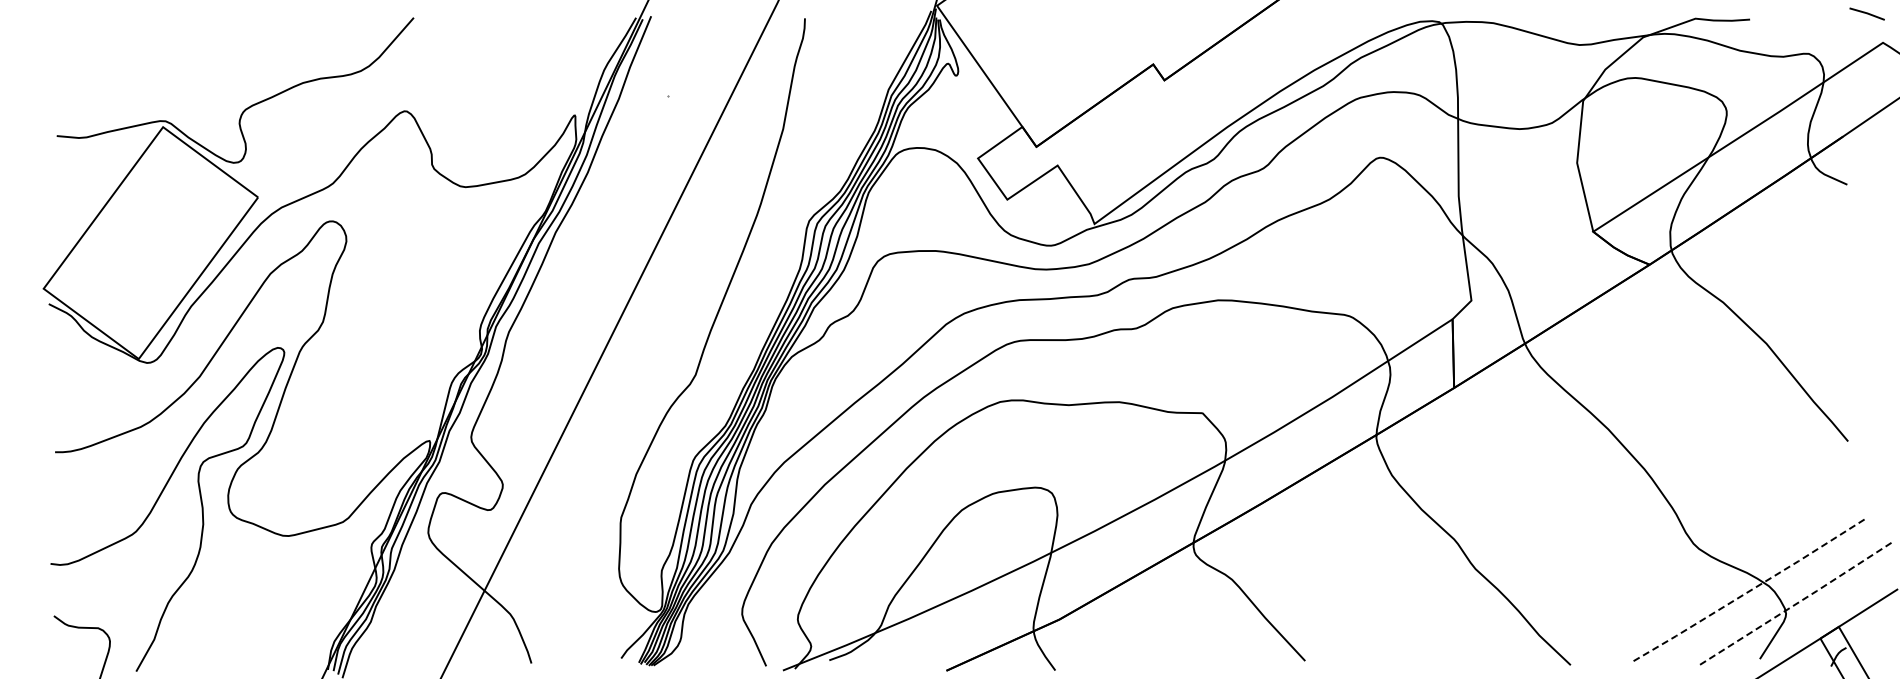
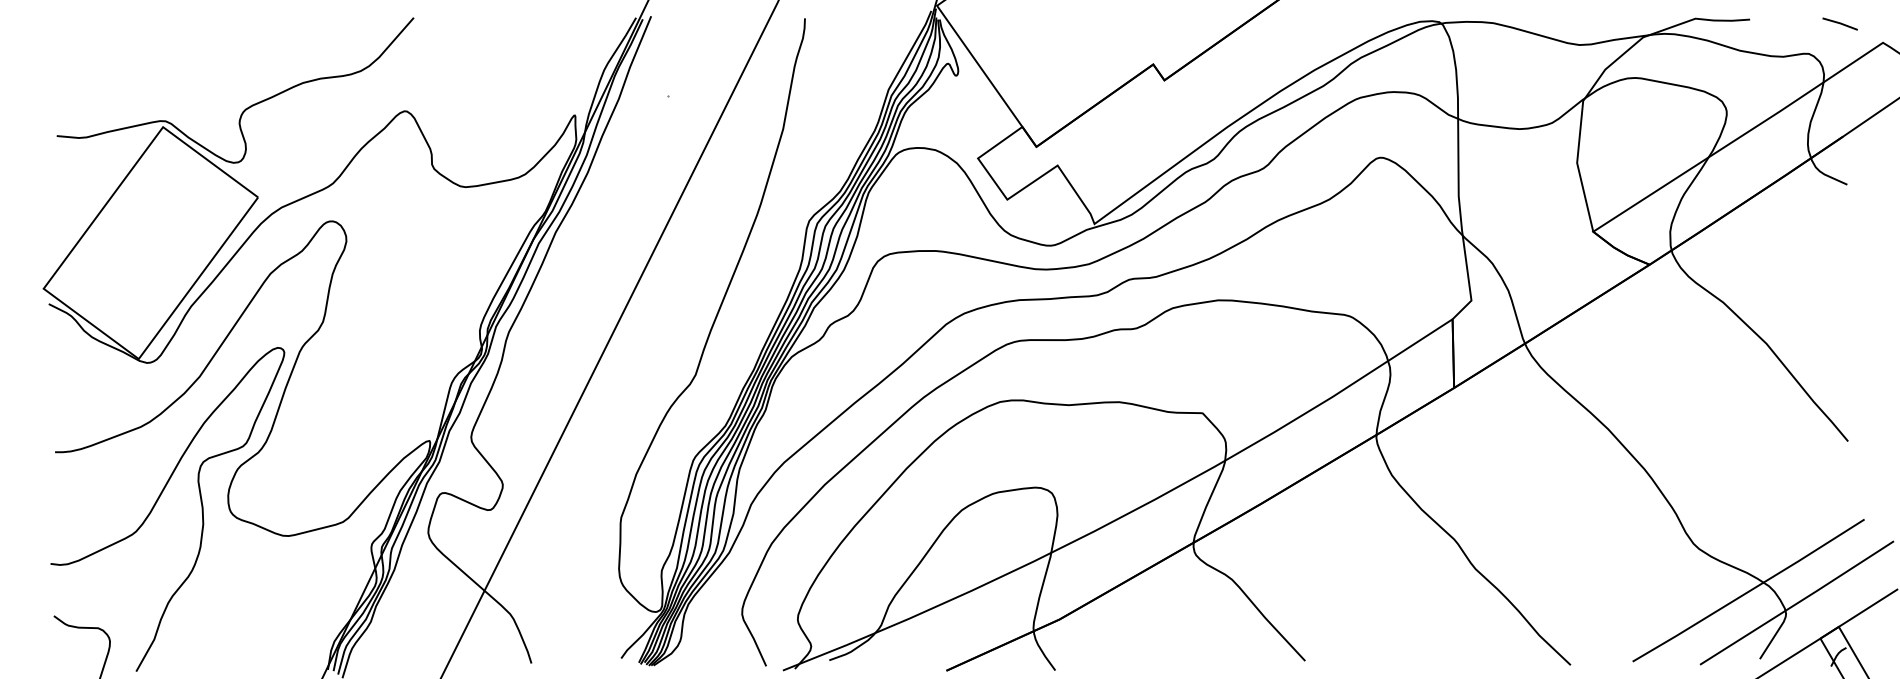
line position: (1866, 13) -> (1839, 23) (1839, 23)
line: dashed -> solid (1748, 591)
line: dashed -> solid (1797, 603)
